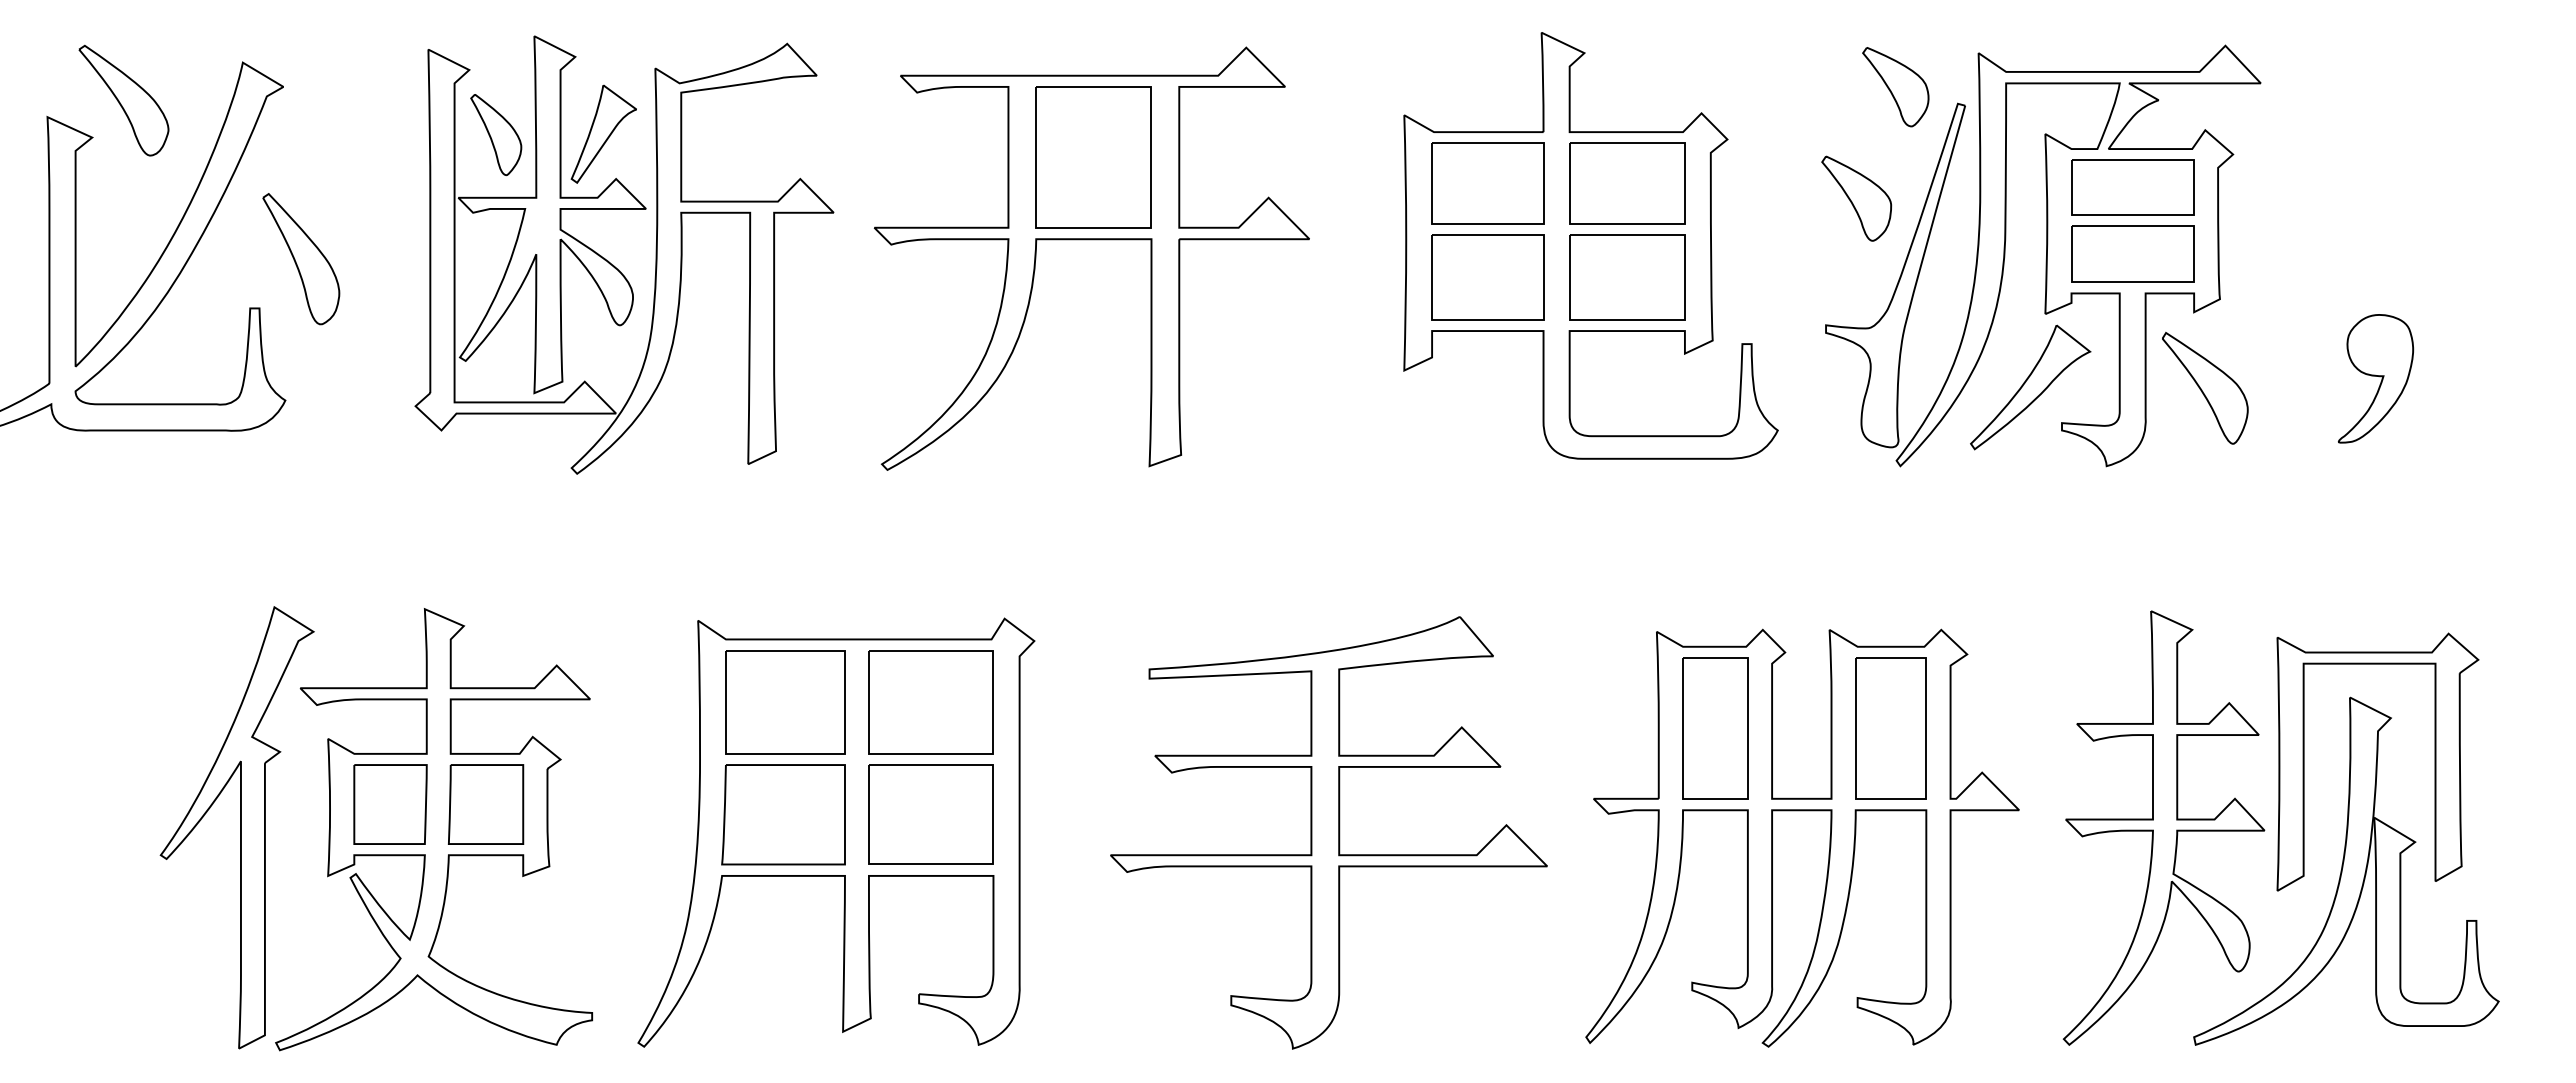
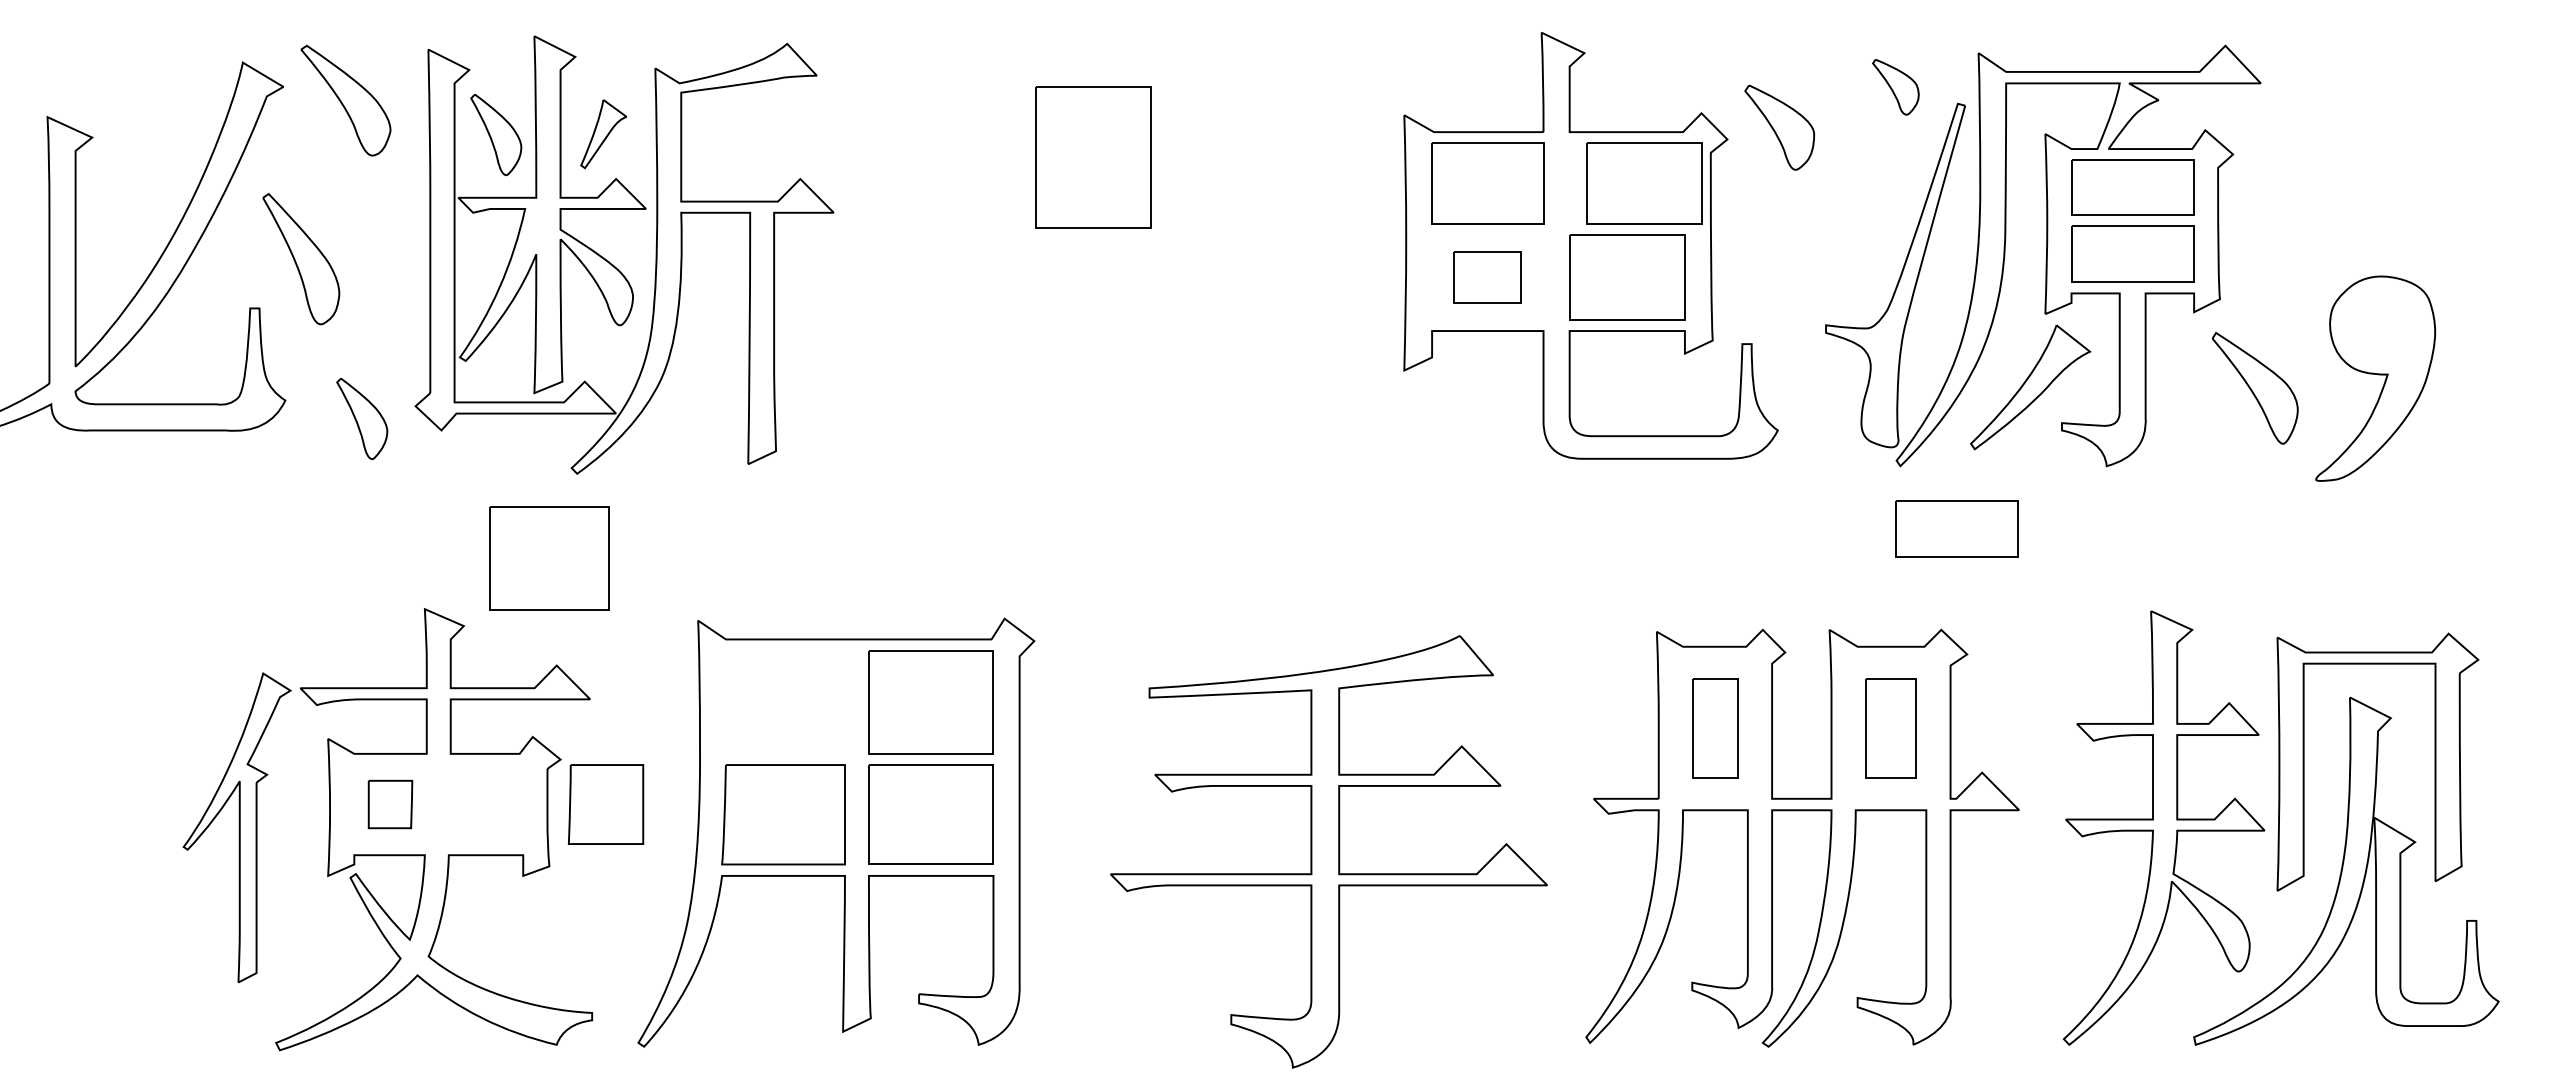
part size: 68x81 px -> 48x57 px (1895, 87)
part position: (123, 100) -> (345, 100) (345, 100)
part size: 67x100 px -> 48x71 px (603, 134)
part position: (1627, 183) -> (1644, 183) (1644, 183)
part position: (1856, 198) -> (1779, 127) (1779, 127)
part: present -> none (1091, 240)
part size: 114x87 px -> 69x53 px (1487, 277)
part size: 77x130 px -> 122x207 px (2375, 378)
part position: (2205, 387) -> (2255, 387) (2255, 387)
part: none -> present (362, 419)
part: none -> present (1956, 528)
part position: (785, 702) -> (549, 558) (549, 558)
part size: 67x143 px -> 47x101 px (1715, 728)
part size: 72x143 px -> 52x101 px (1890, 728)
part size: 75x81 px -> 47x51 px (390, 804)
part position: (485, 804) -> (605, 804) (605, 804)
part size: 156x444 px -> 110x311 px (236, 827)
part position: (1328, 832) -> (1328, 851) (1328, 851)
